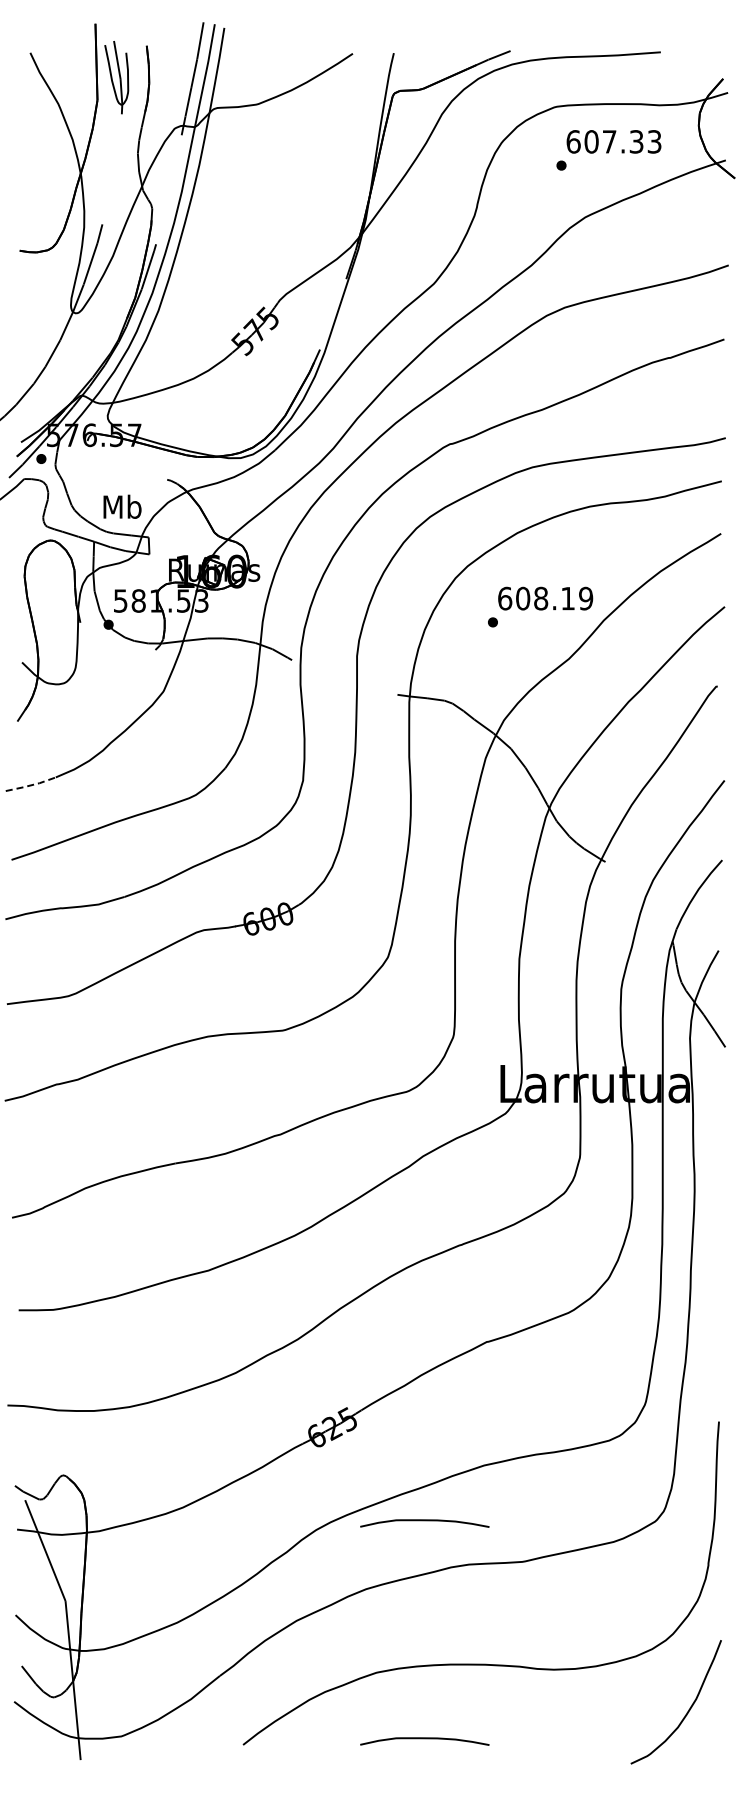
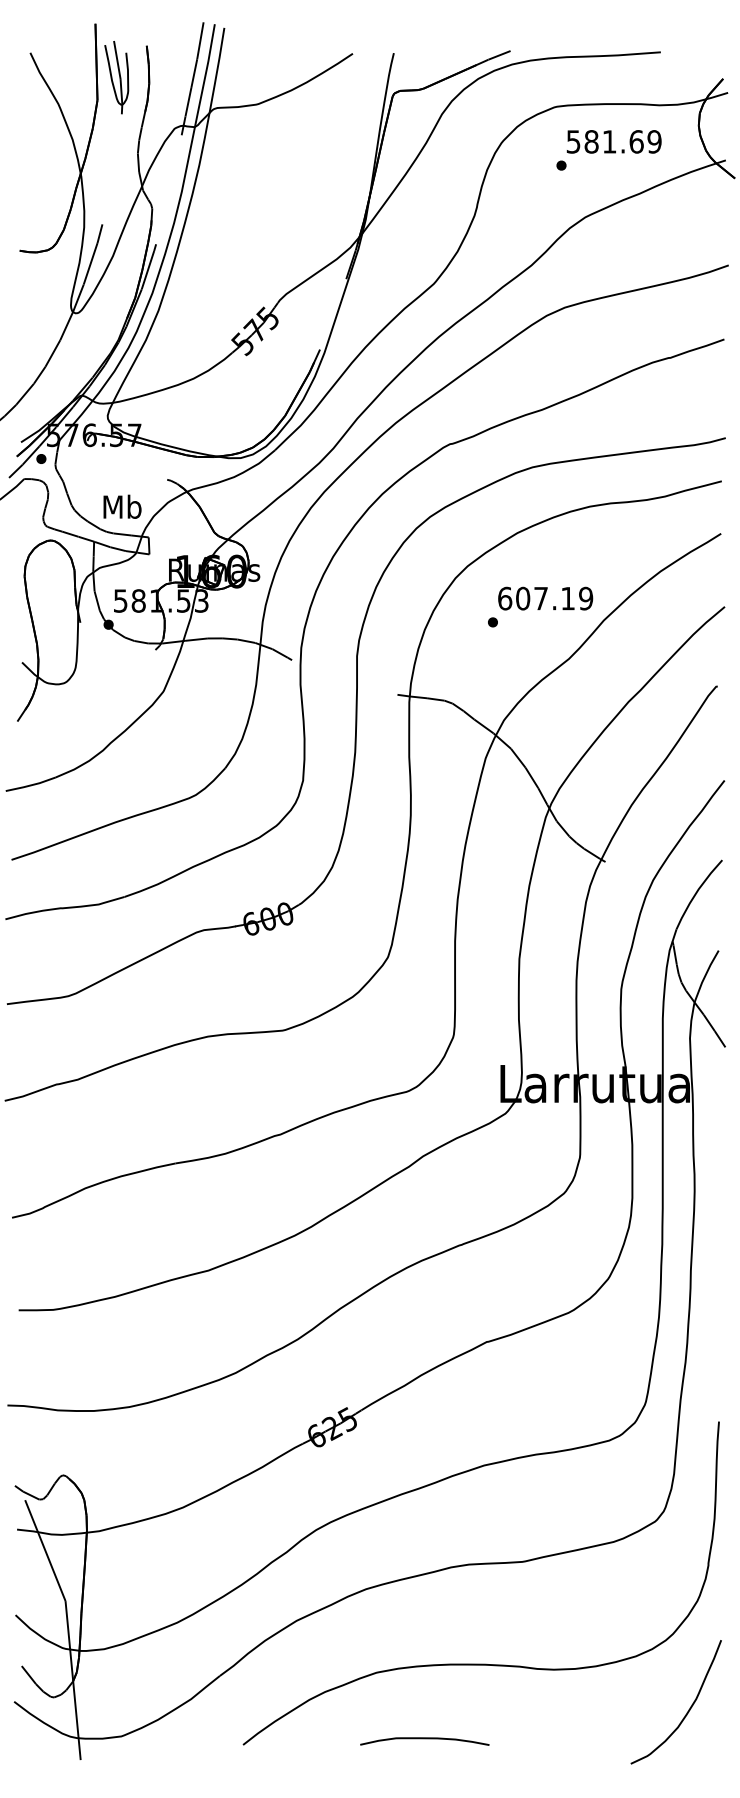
text: 607.33 -> 581.69 (613, 141)
text: 608.19 -> 607.19 (541, 598)
line: dashed -> solid (31, 785)
curve: present -> none (424, 1521)
